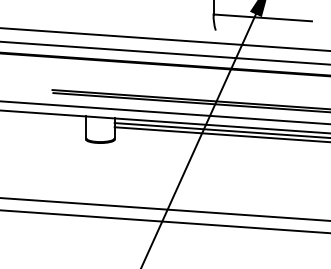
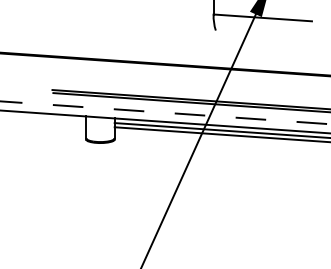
line: present -> none (164, 39)
line: present -> none (164, 52)
line: solid -> dashed (165, 112)
line: present -> none (164, 209)
line: present -> none (164, 221)
